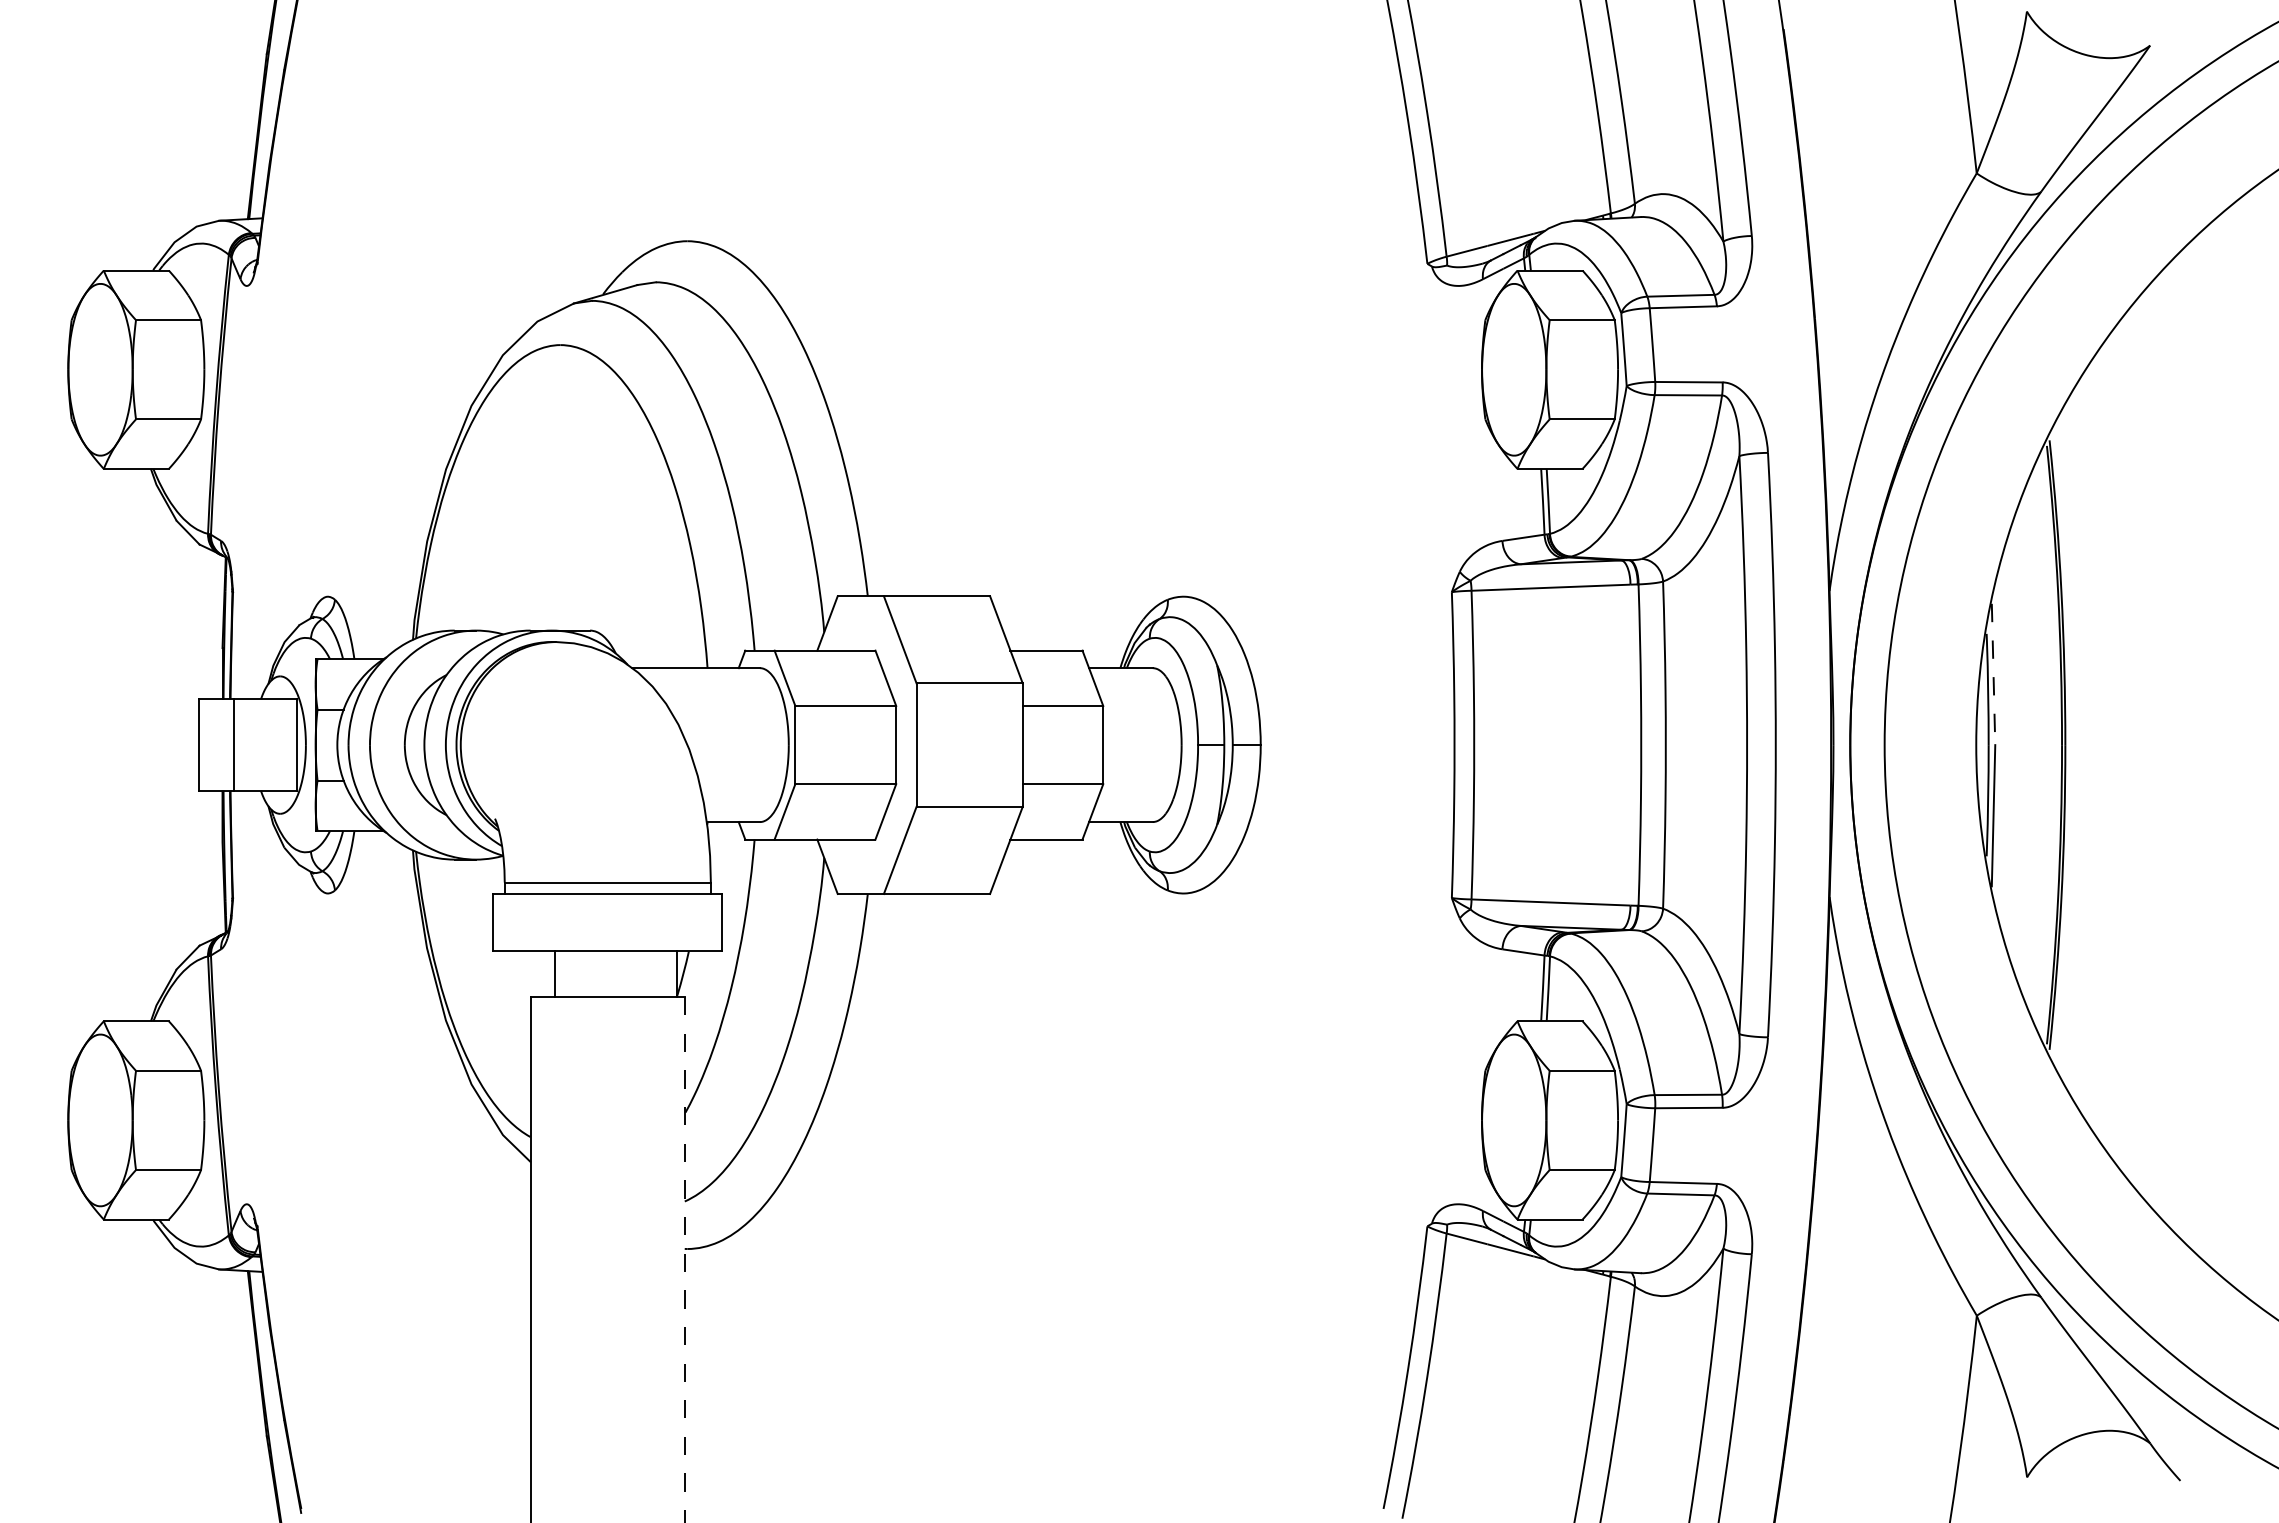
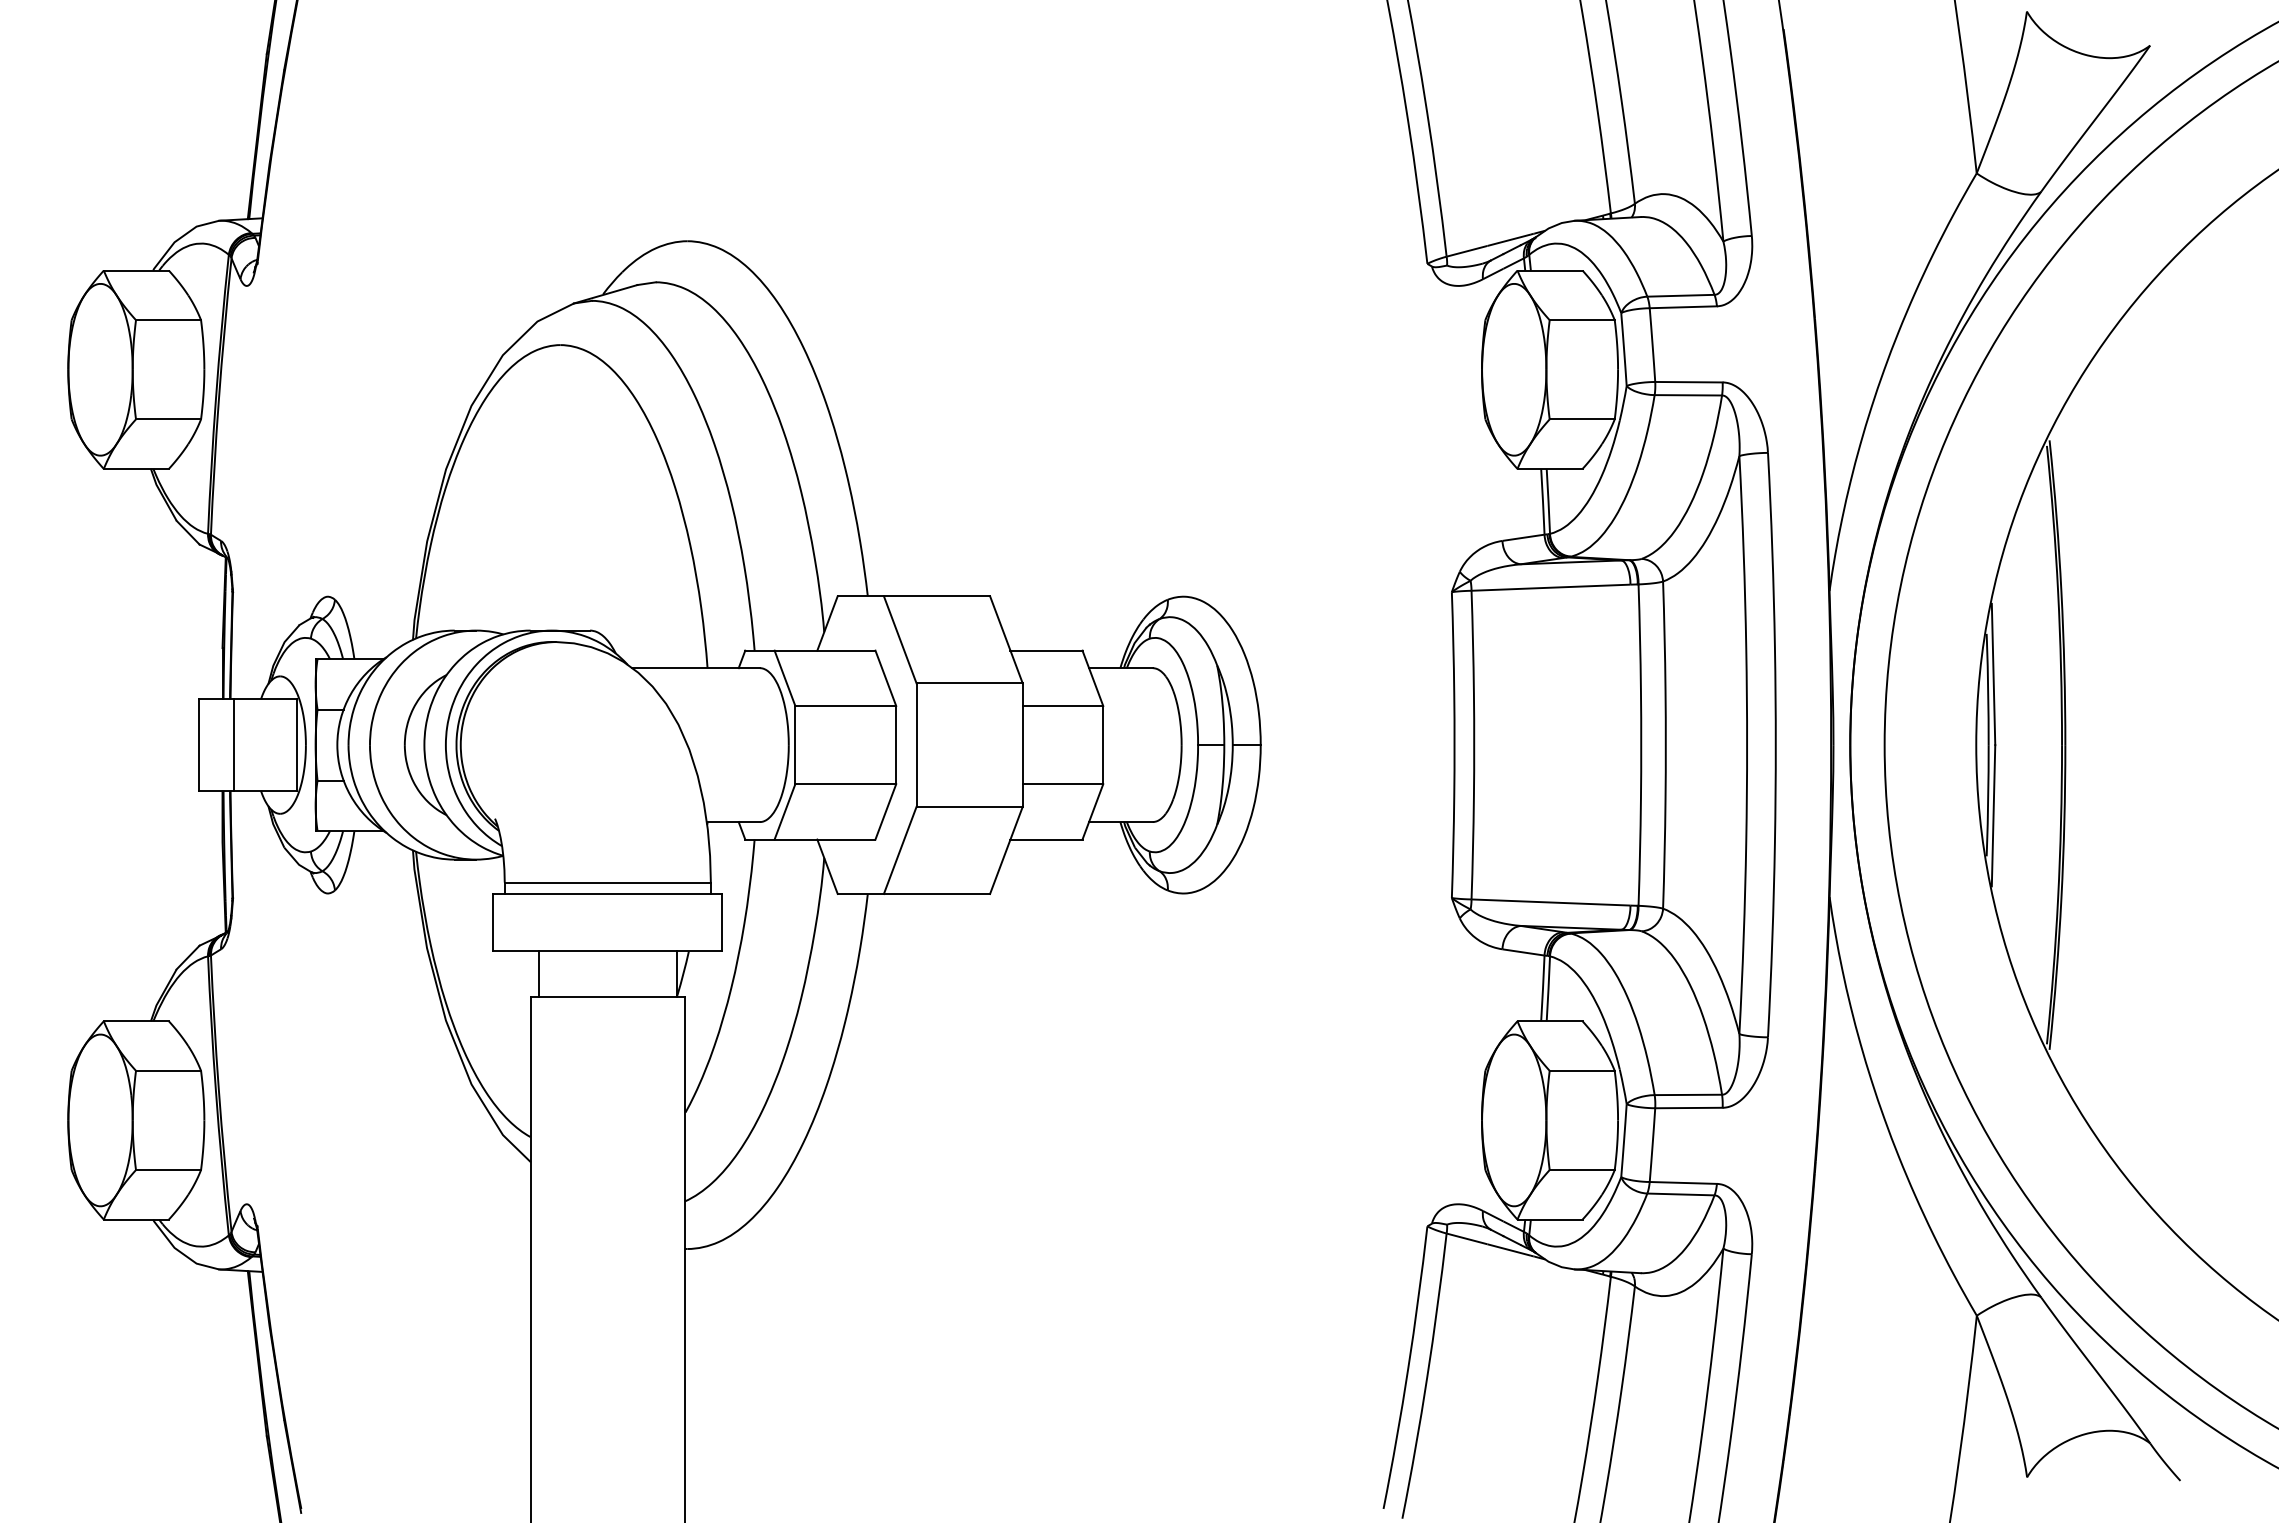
line: dashed -> solid (1993, 674)
line position: (555, 974) -> (539, 974) (539, 974)
line: dashed -> solid (684, 1259)
